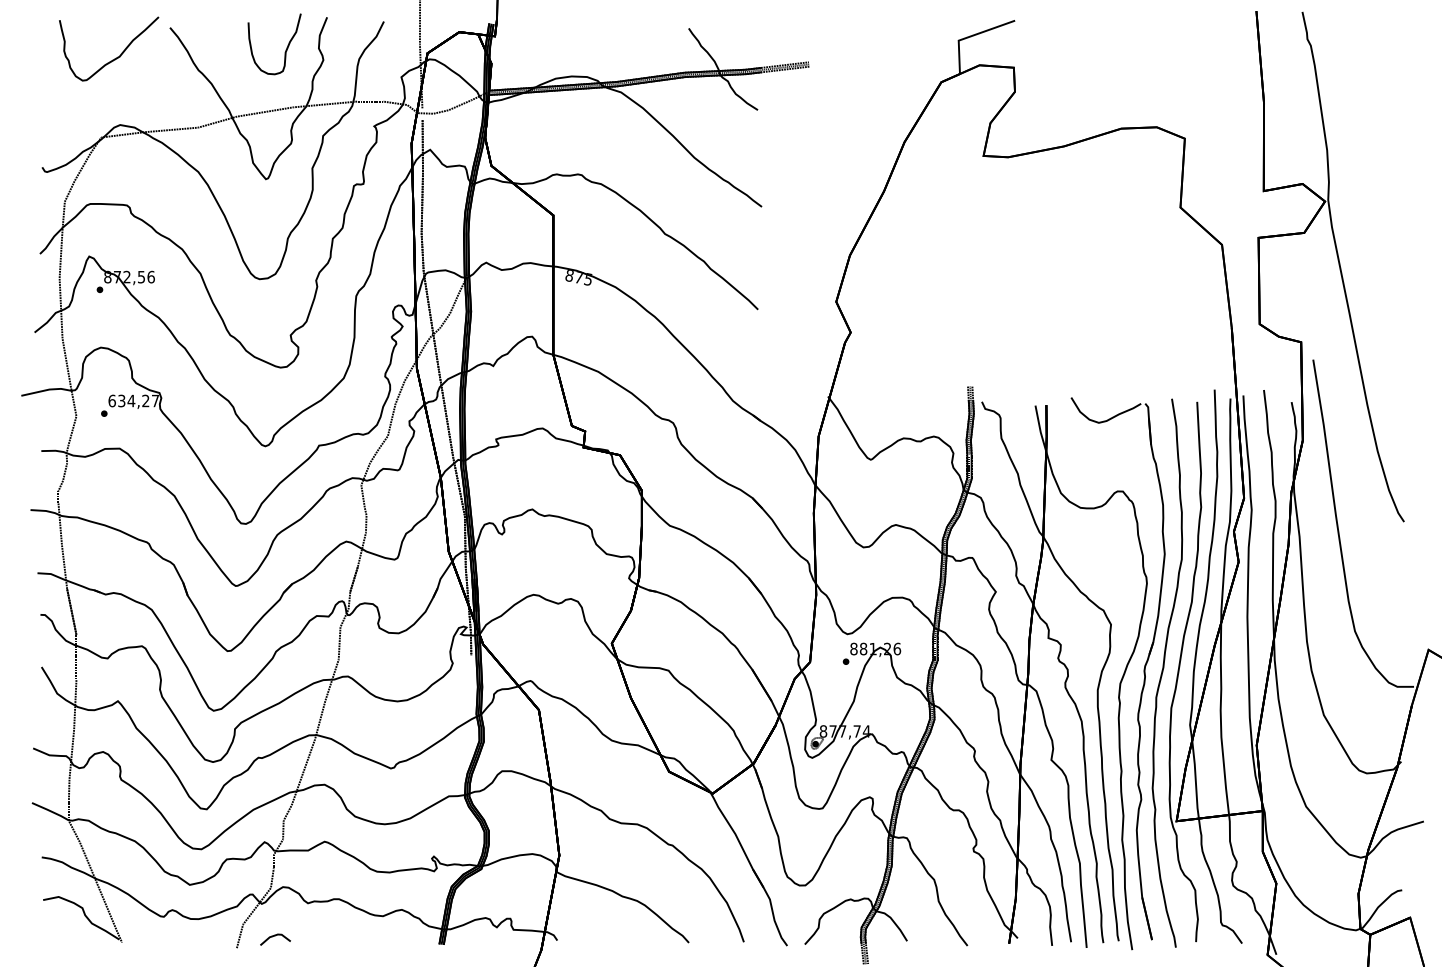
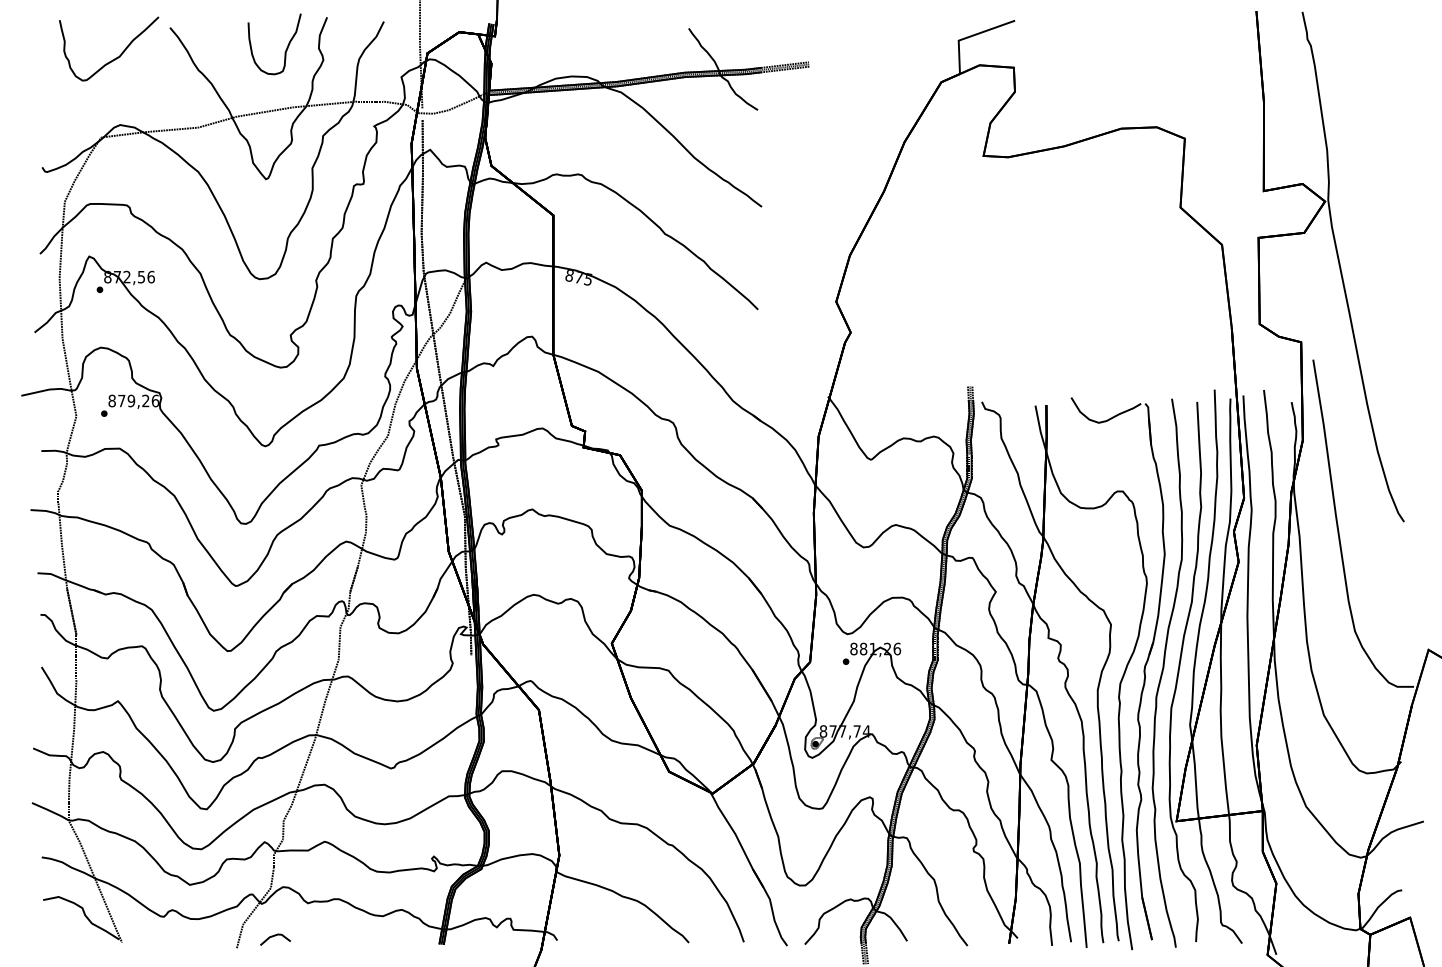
text: 634,27 -> 879,26 (133, 400)
